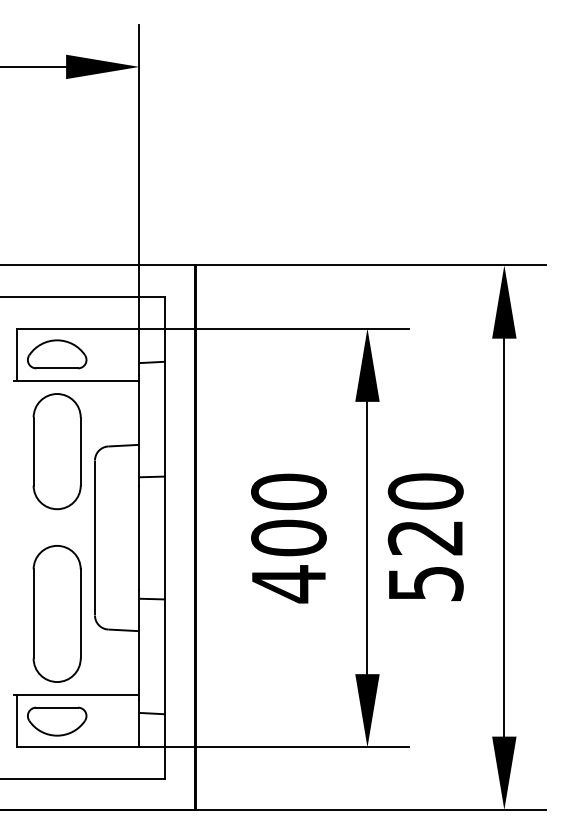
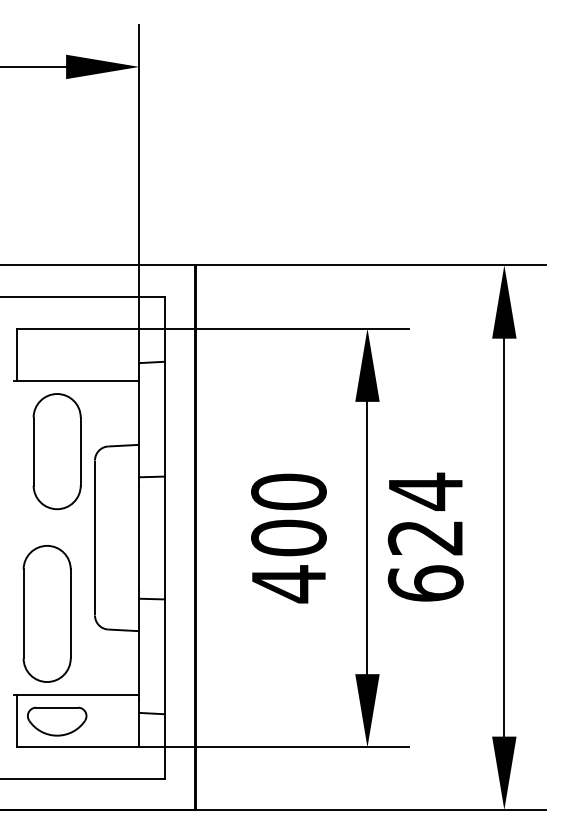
part: present -> none (57, 354)
text: 520 -> 624 (425, 536)
part position: (56, 613) -> (46, 613) (46, 613)
